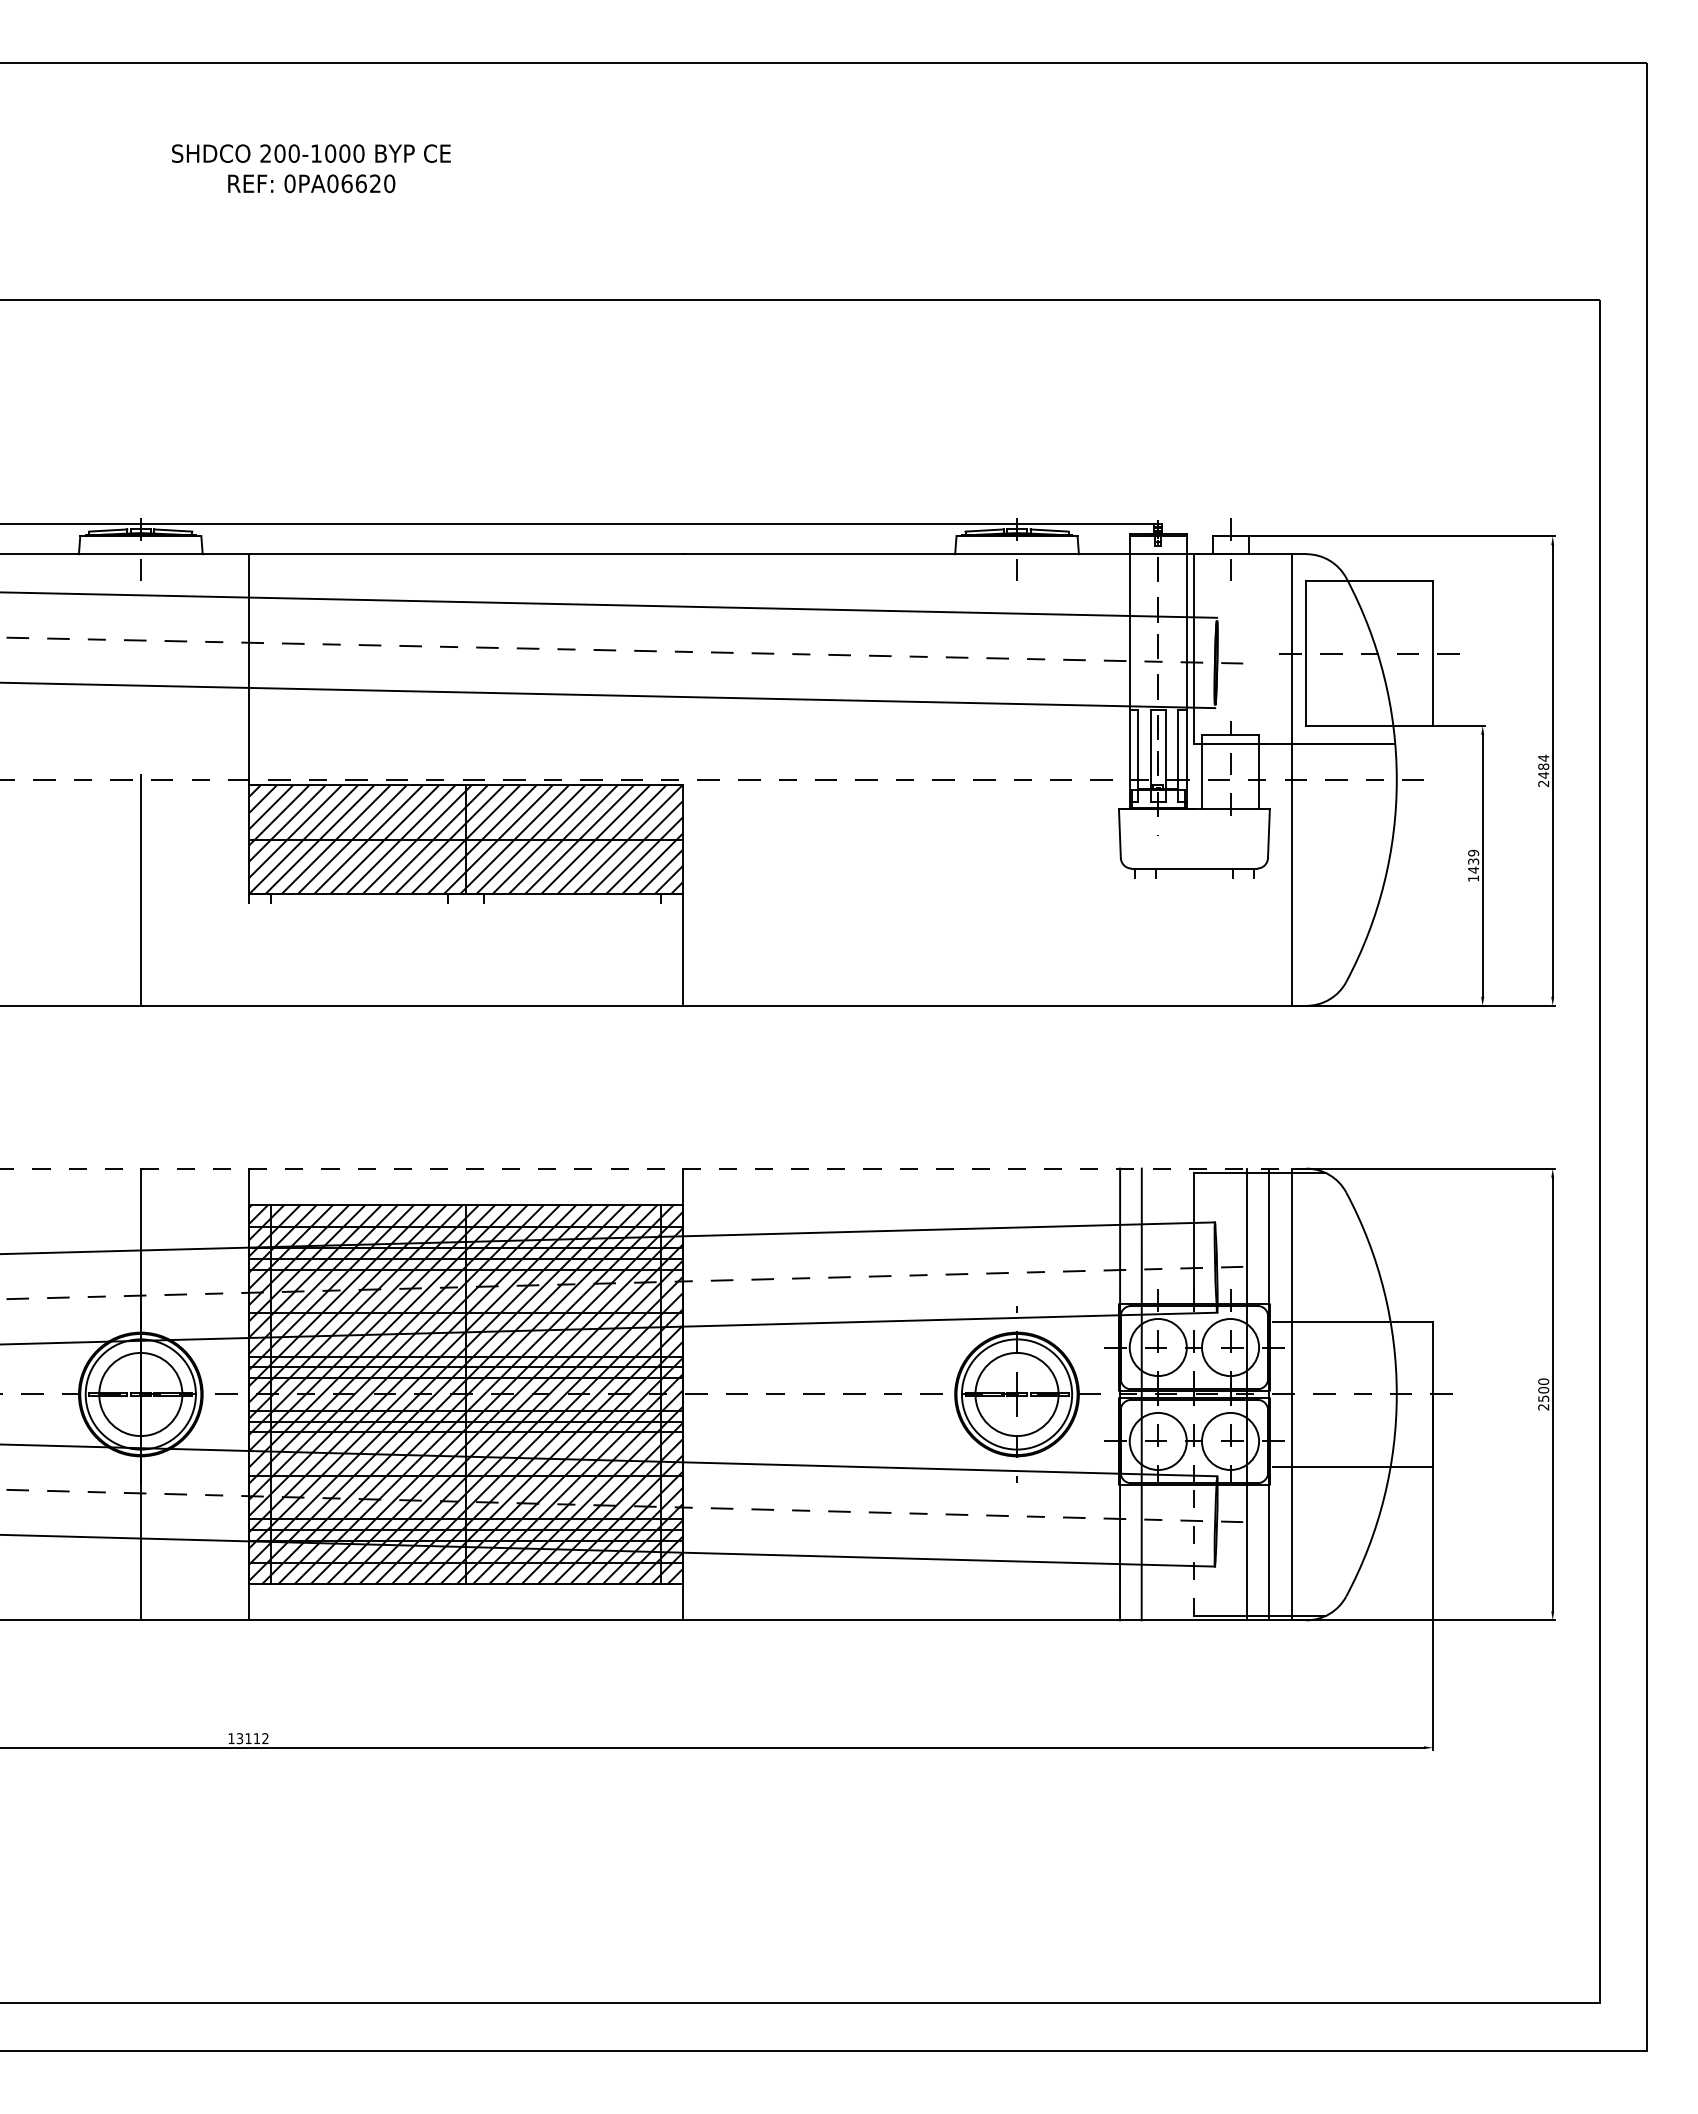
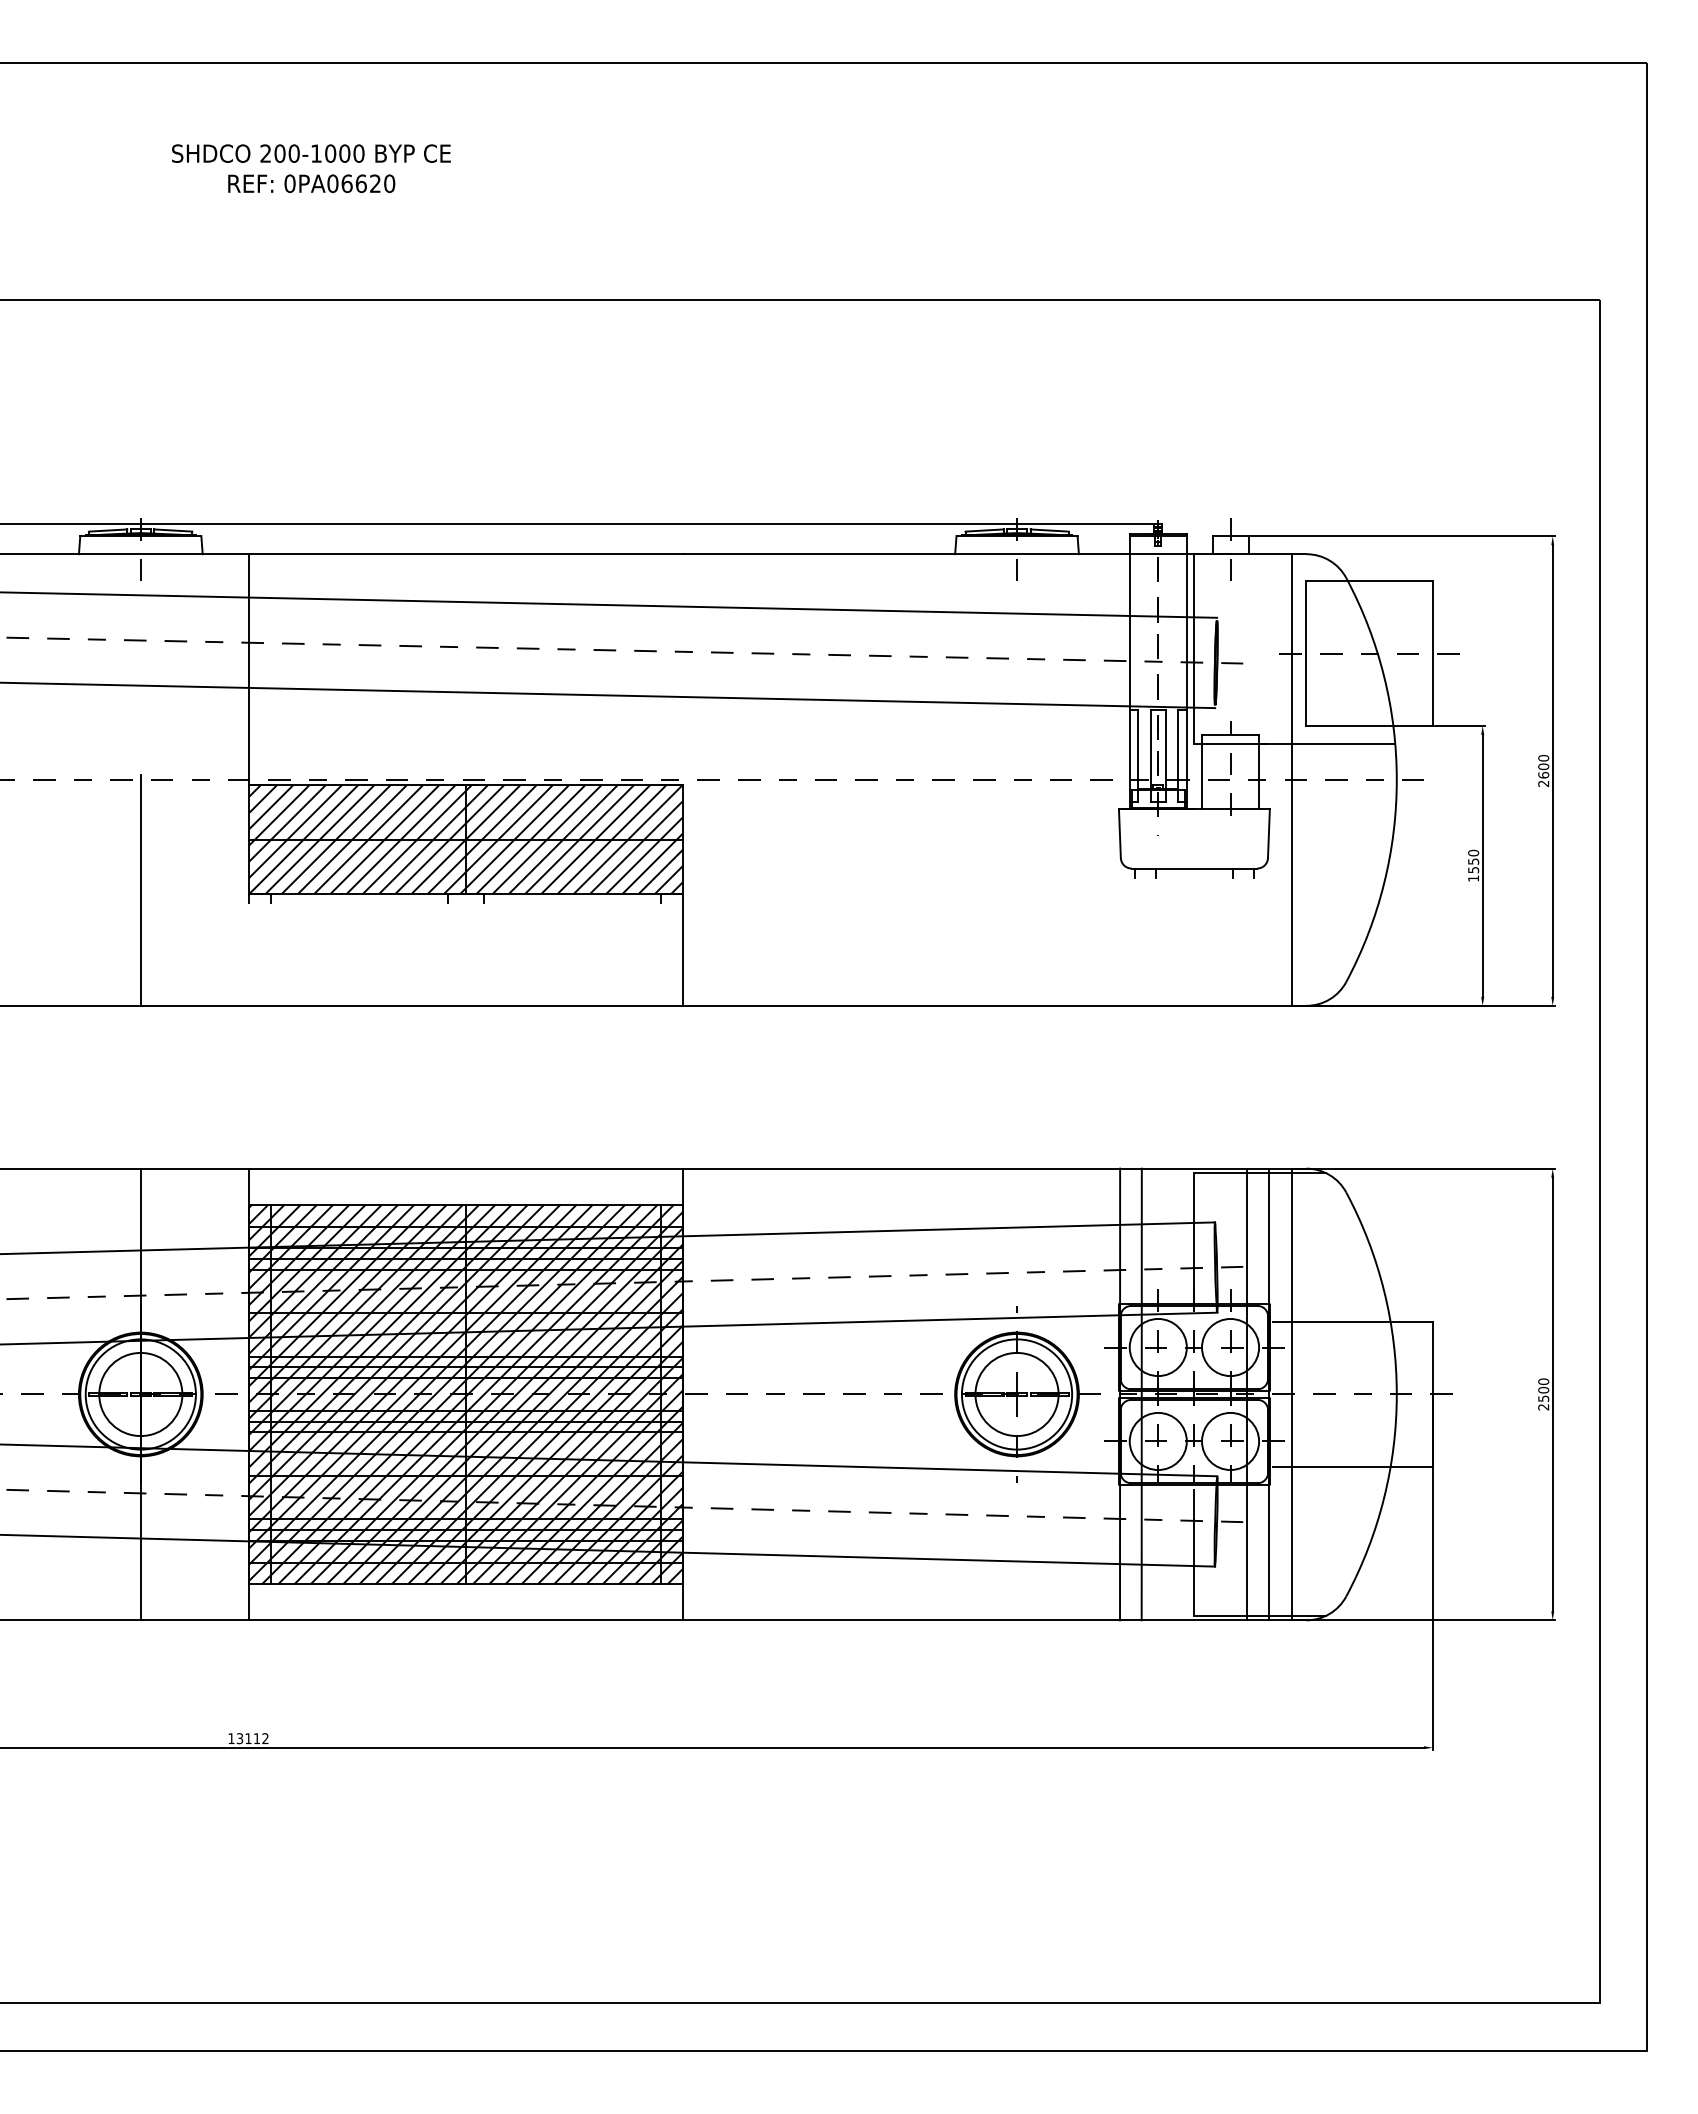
text: 2484 -> 2600 (1543, 766)
text: 1439 -> 1550 (1473, 861)
line: dashed -> solid (653, 1168)
line: dashed -> solid (1194, 1553)
